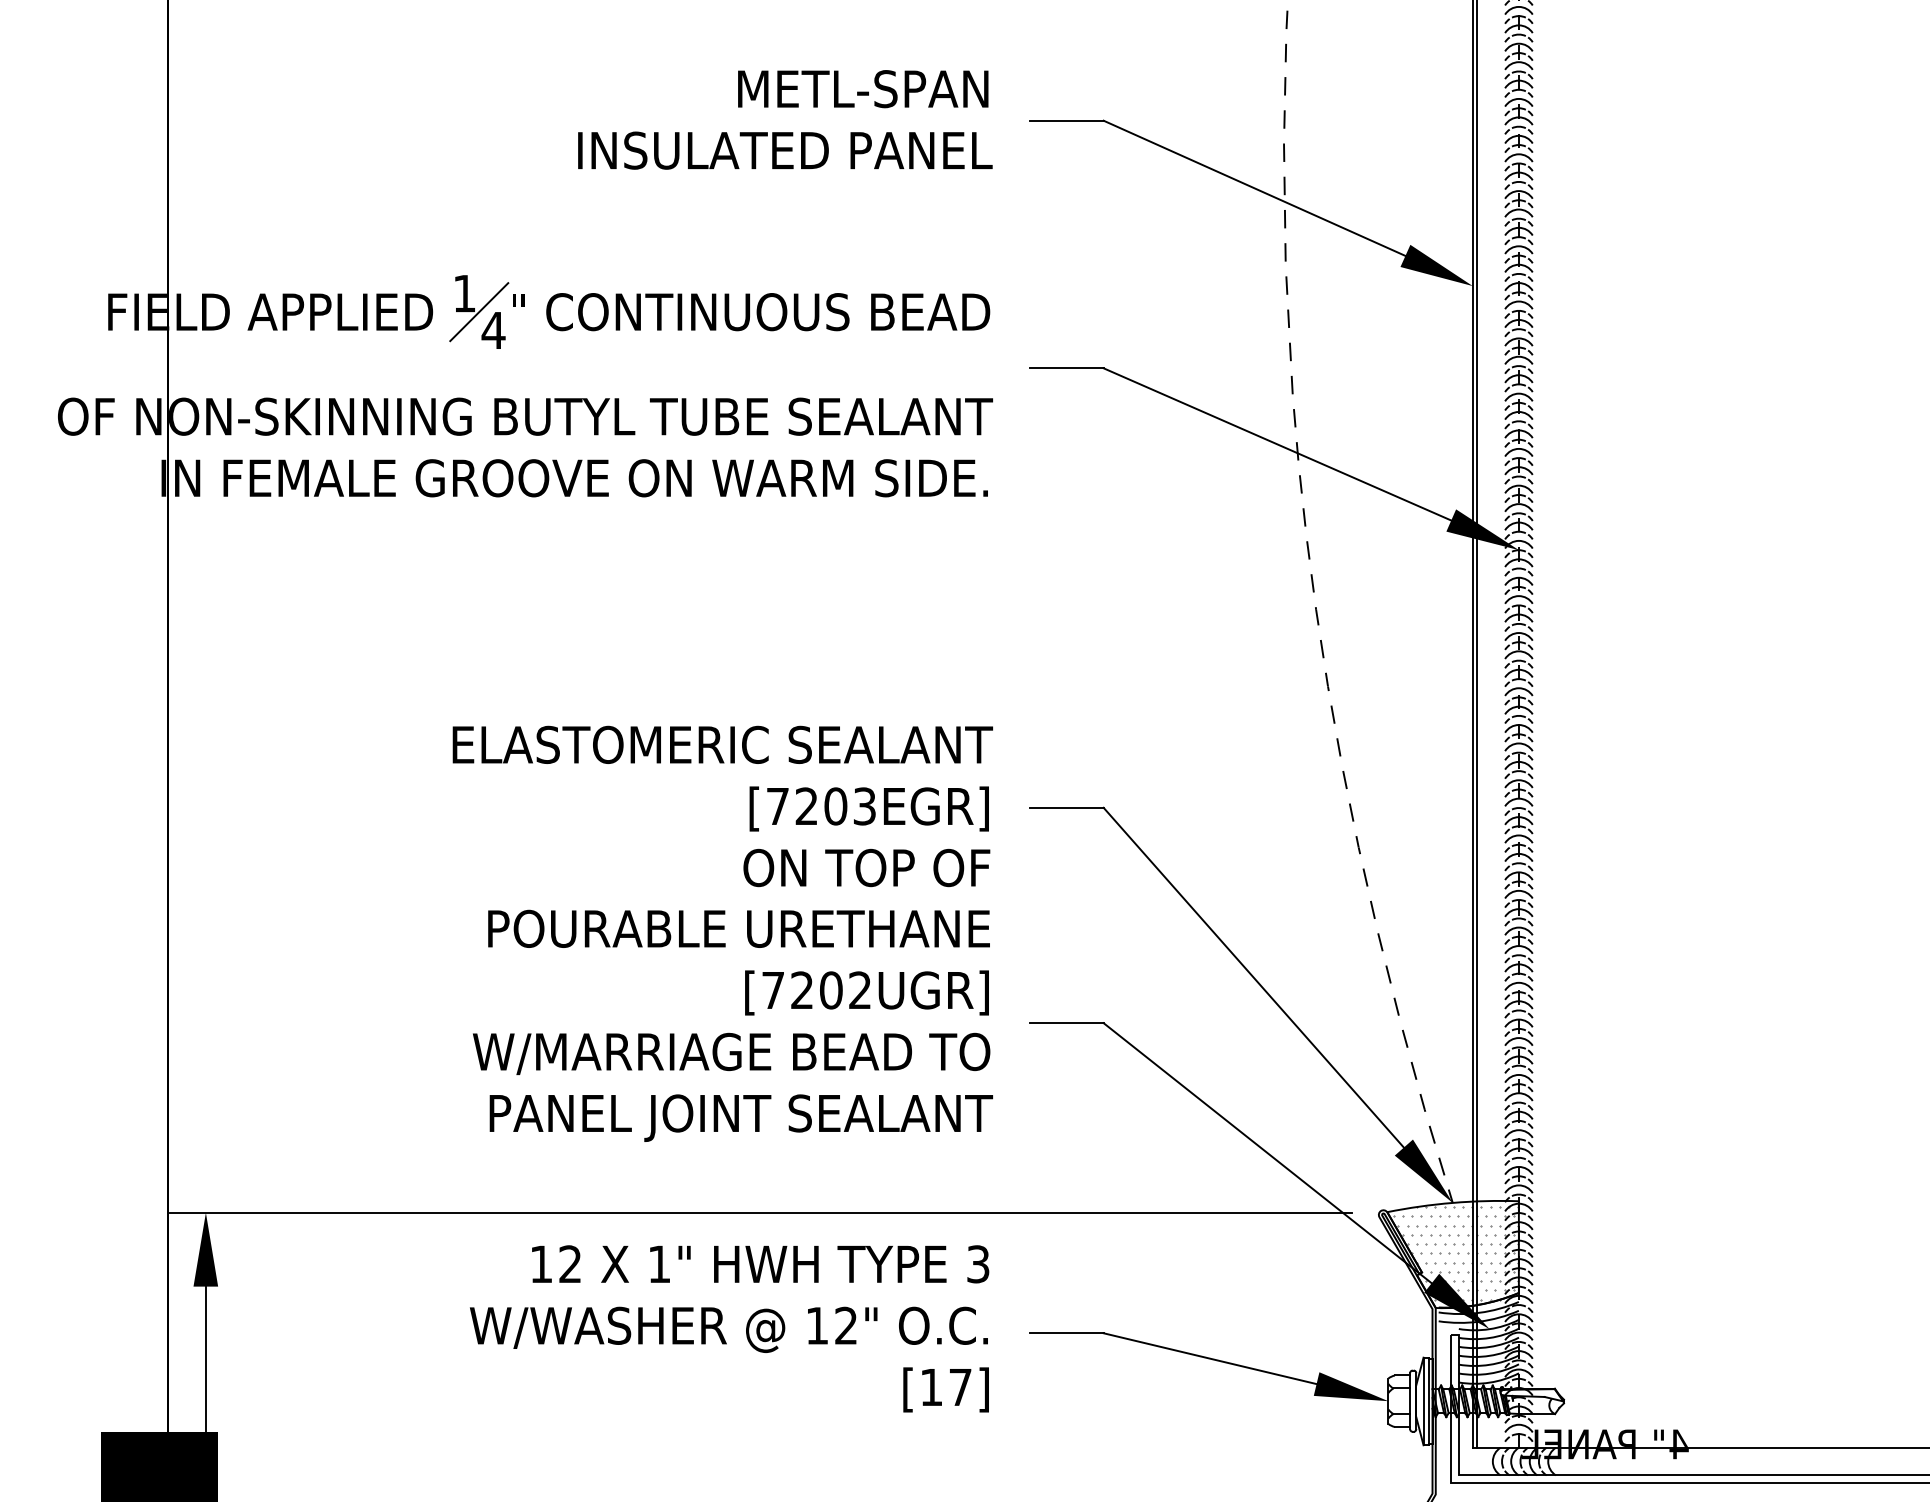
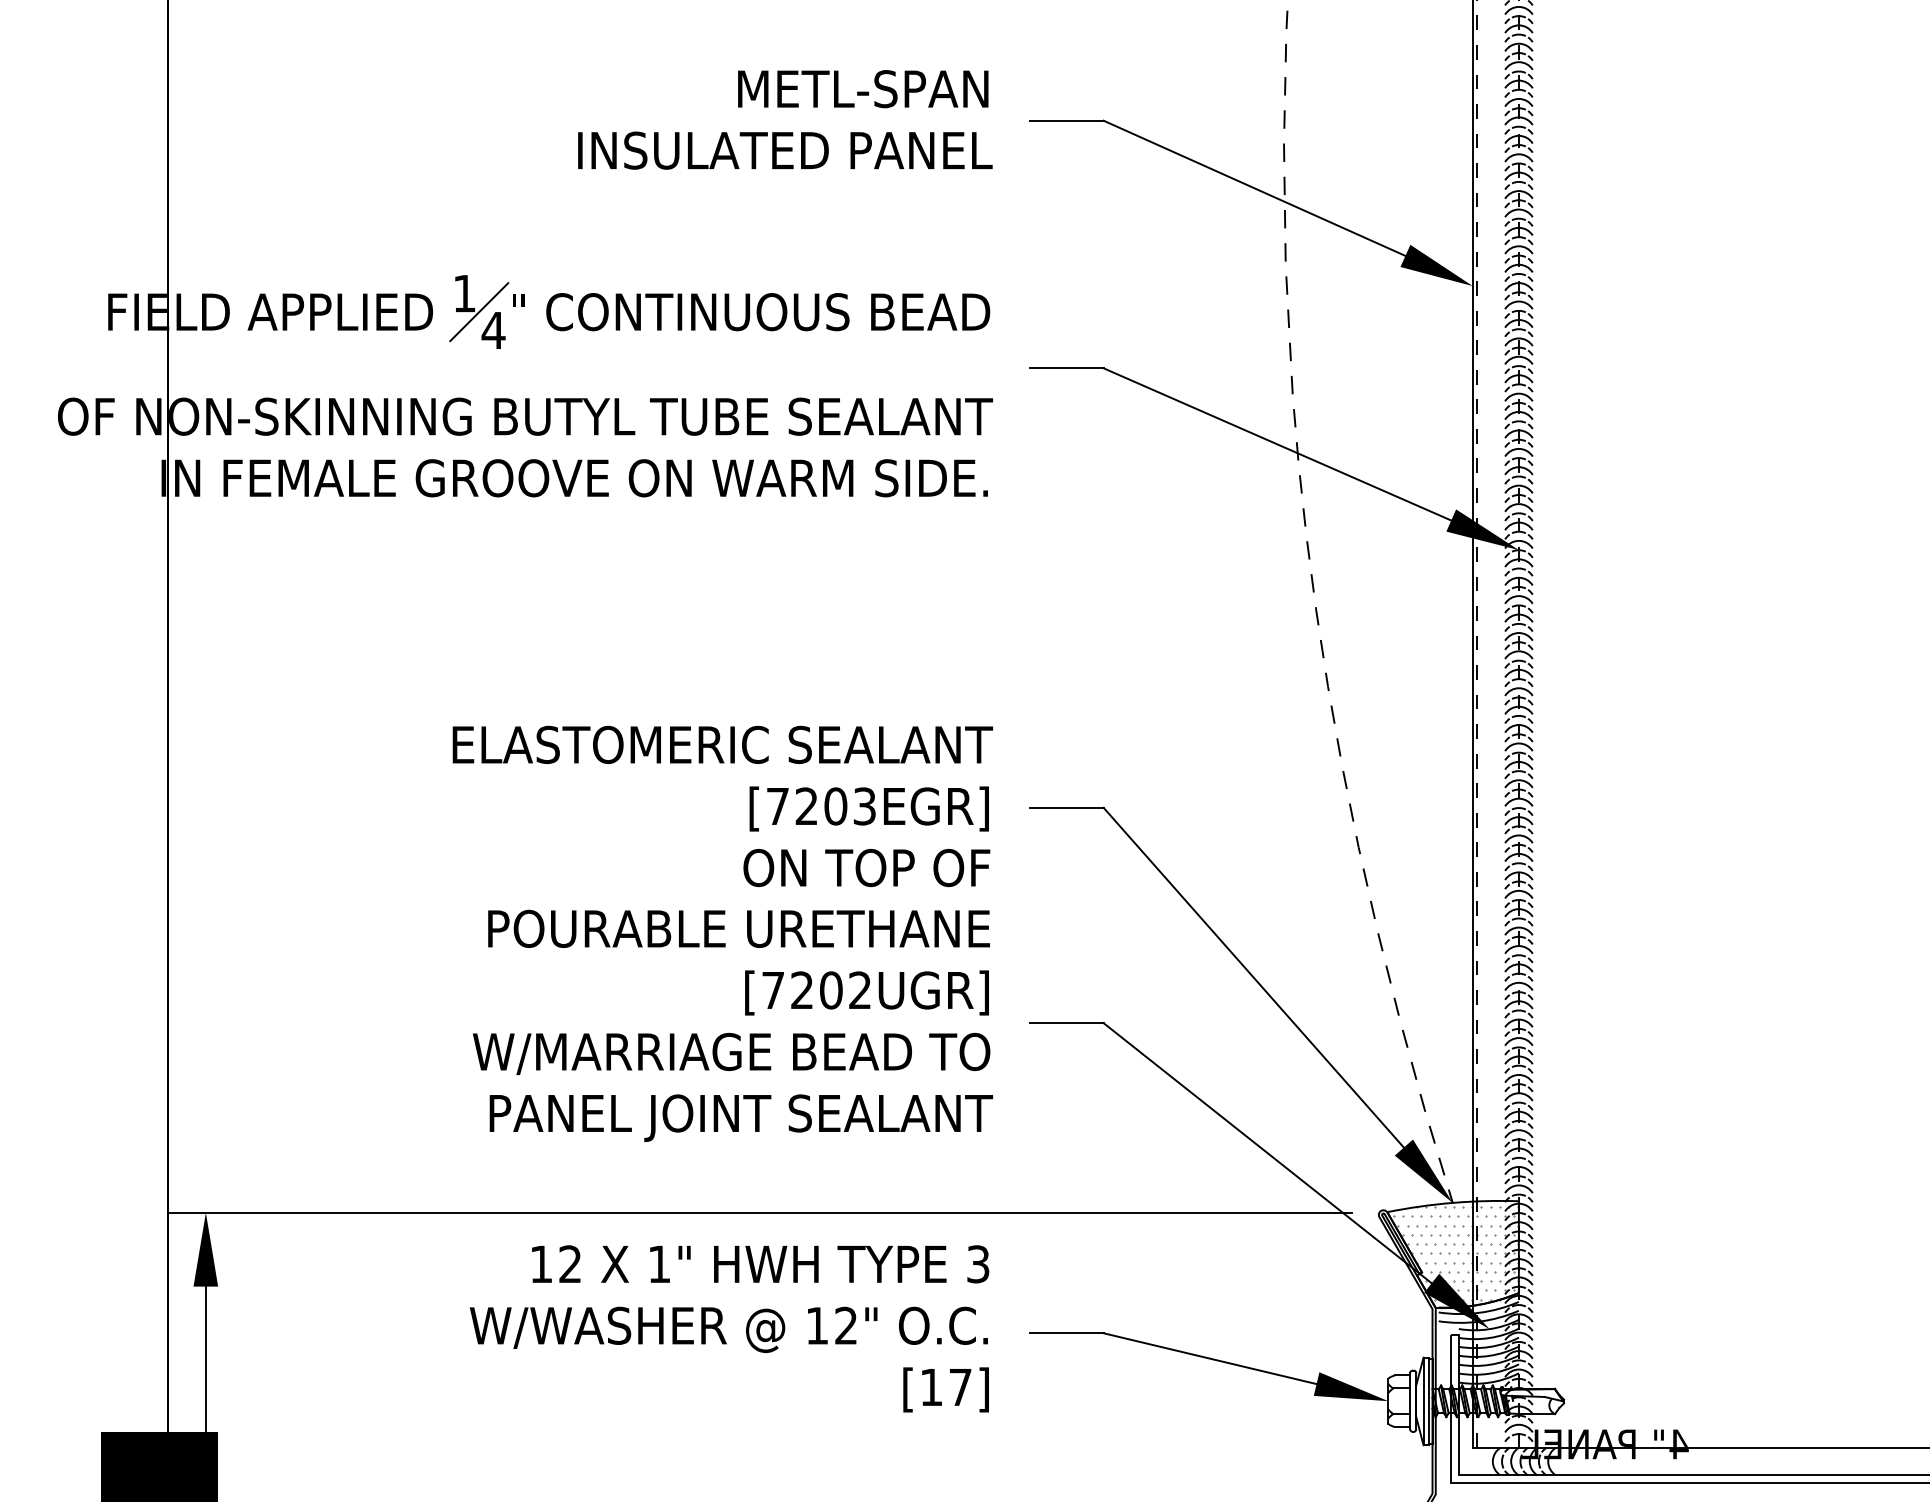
line: solid -> dashed (1477, 723)
